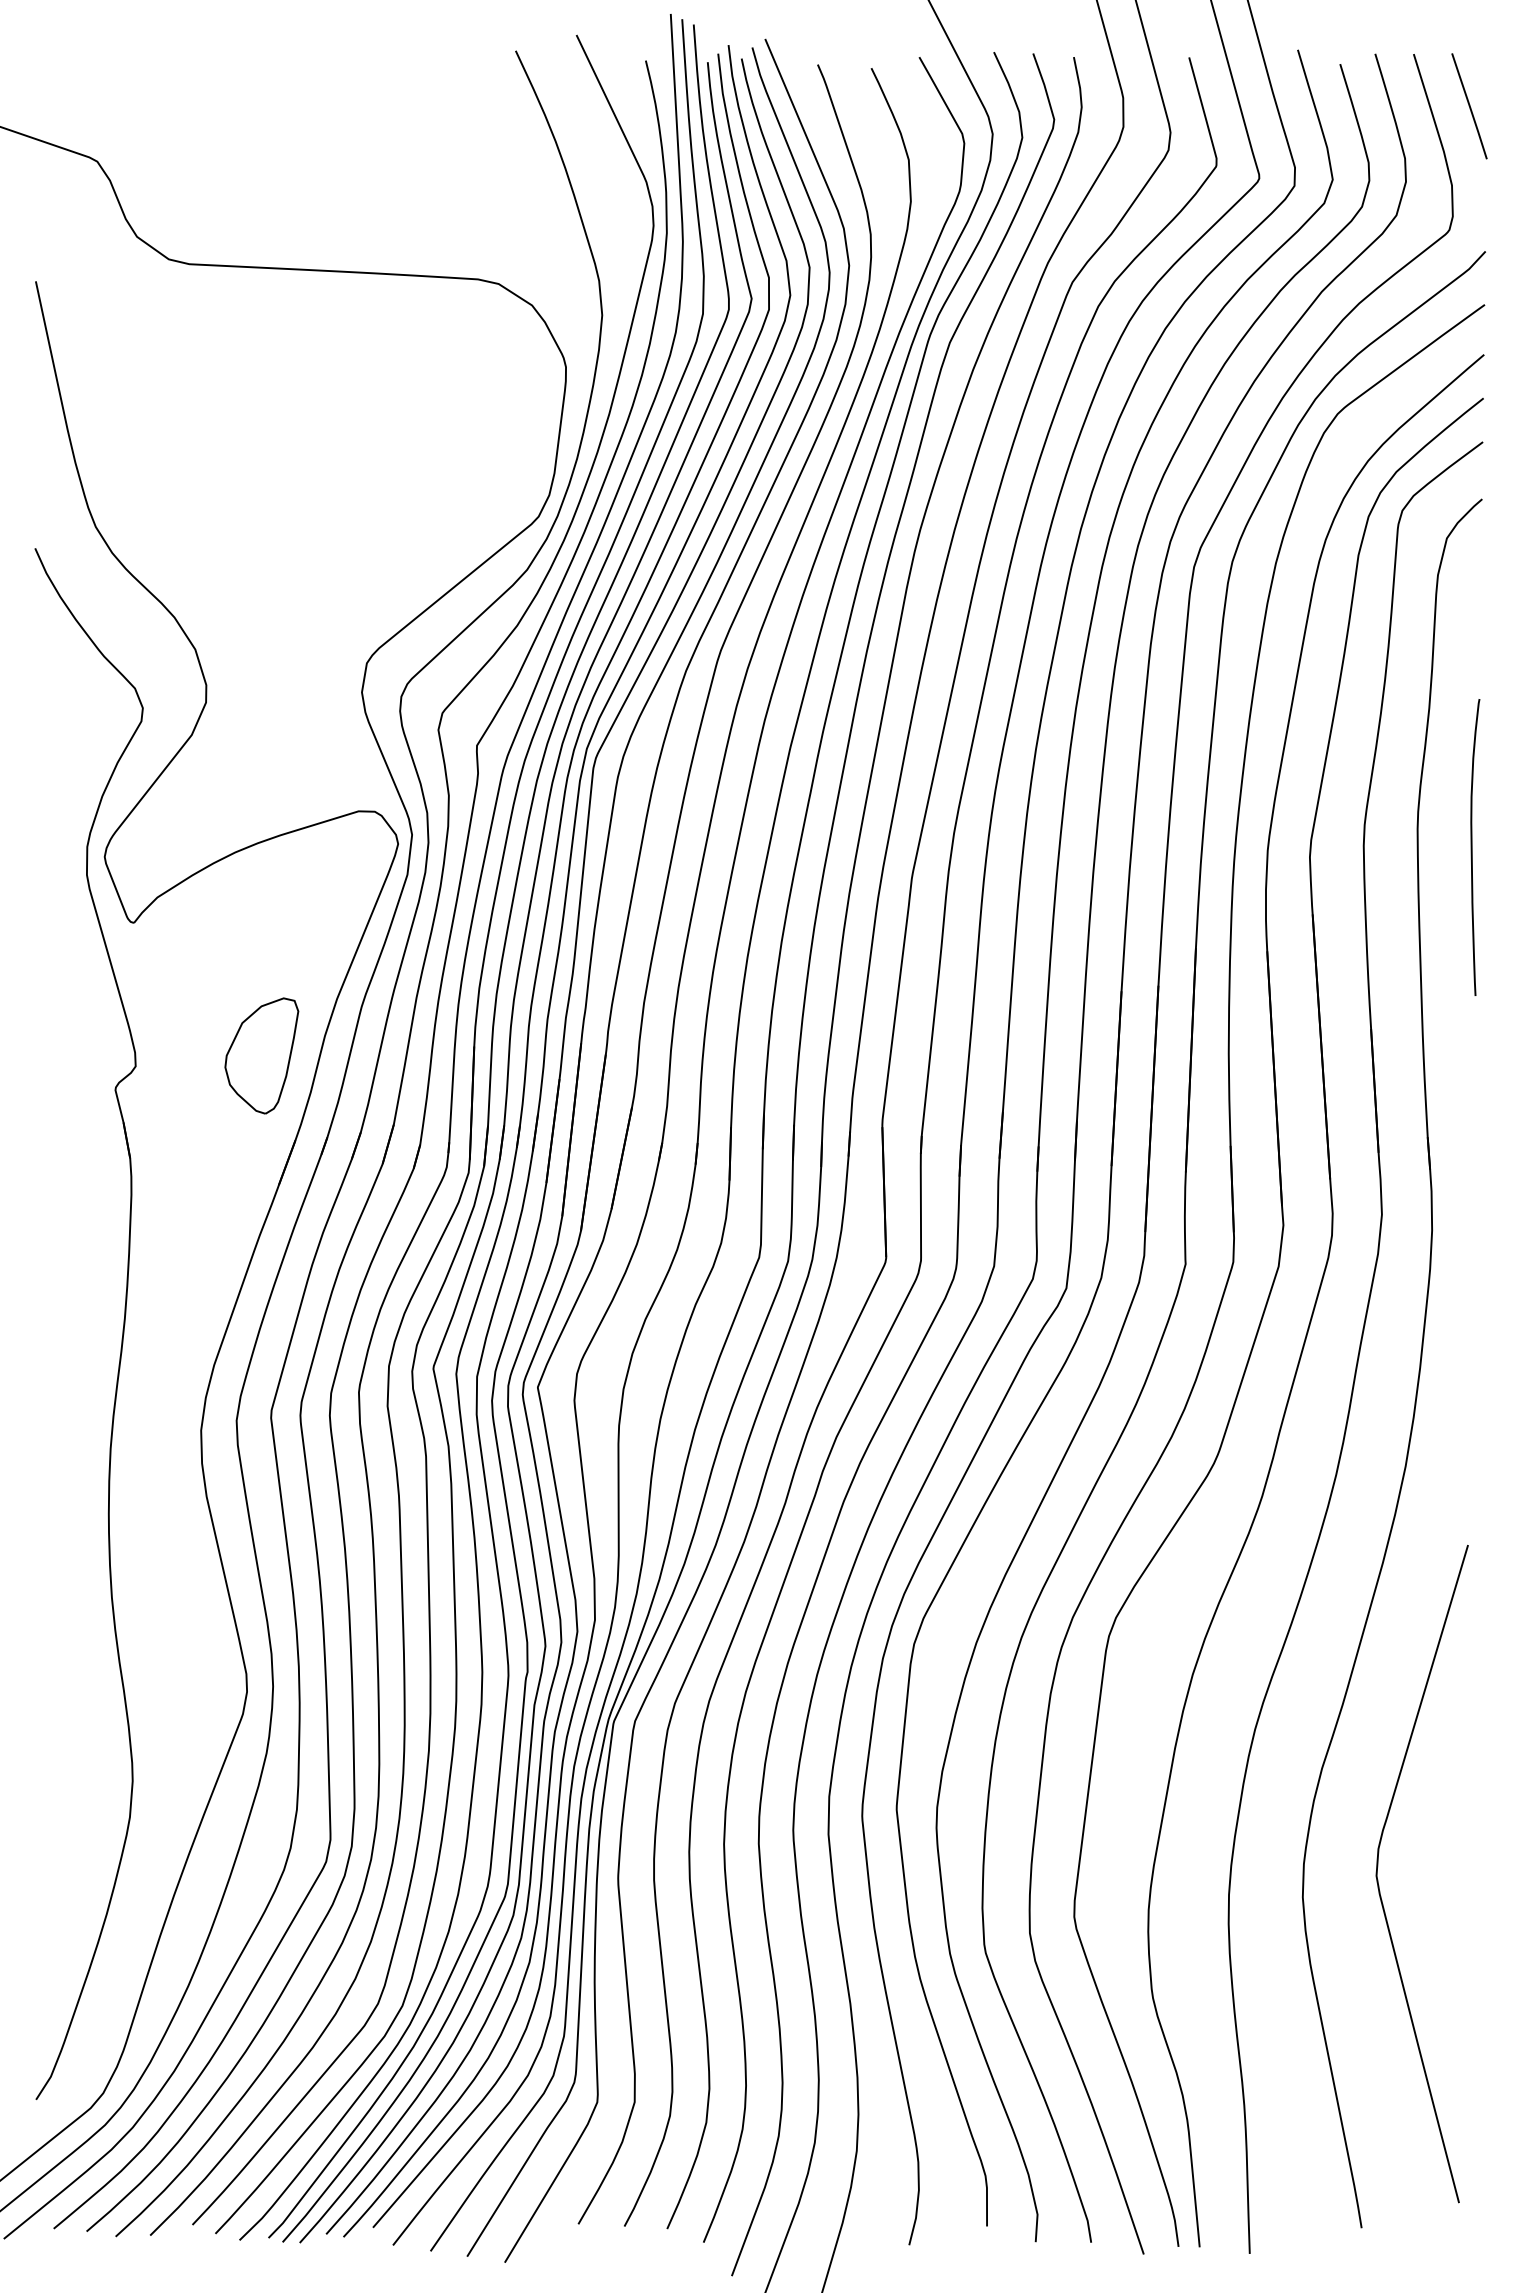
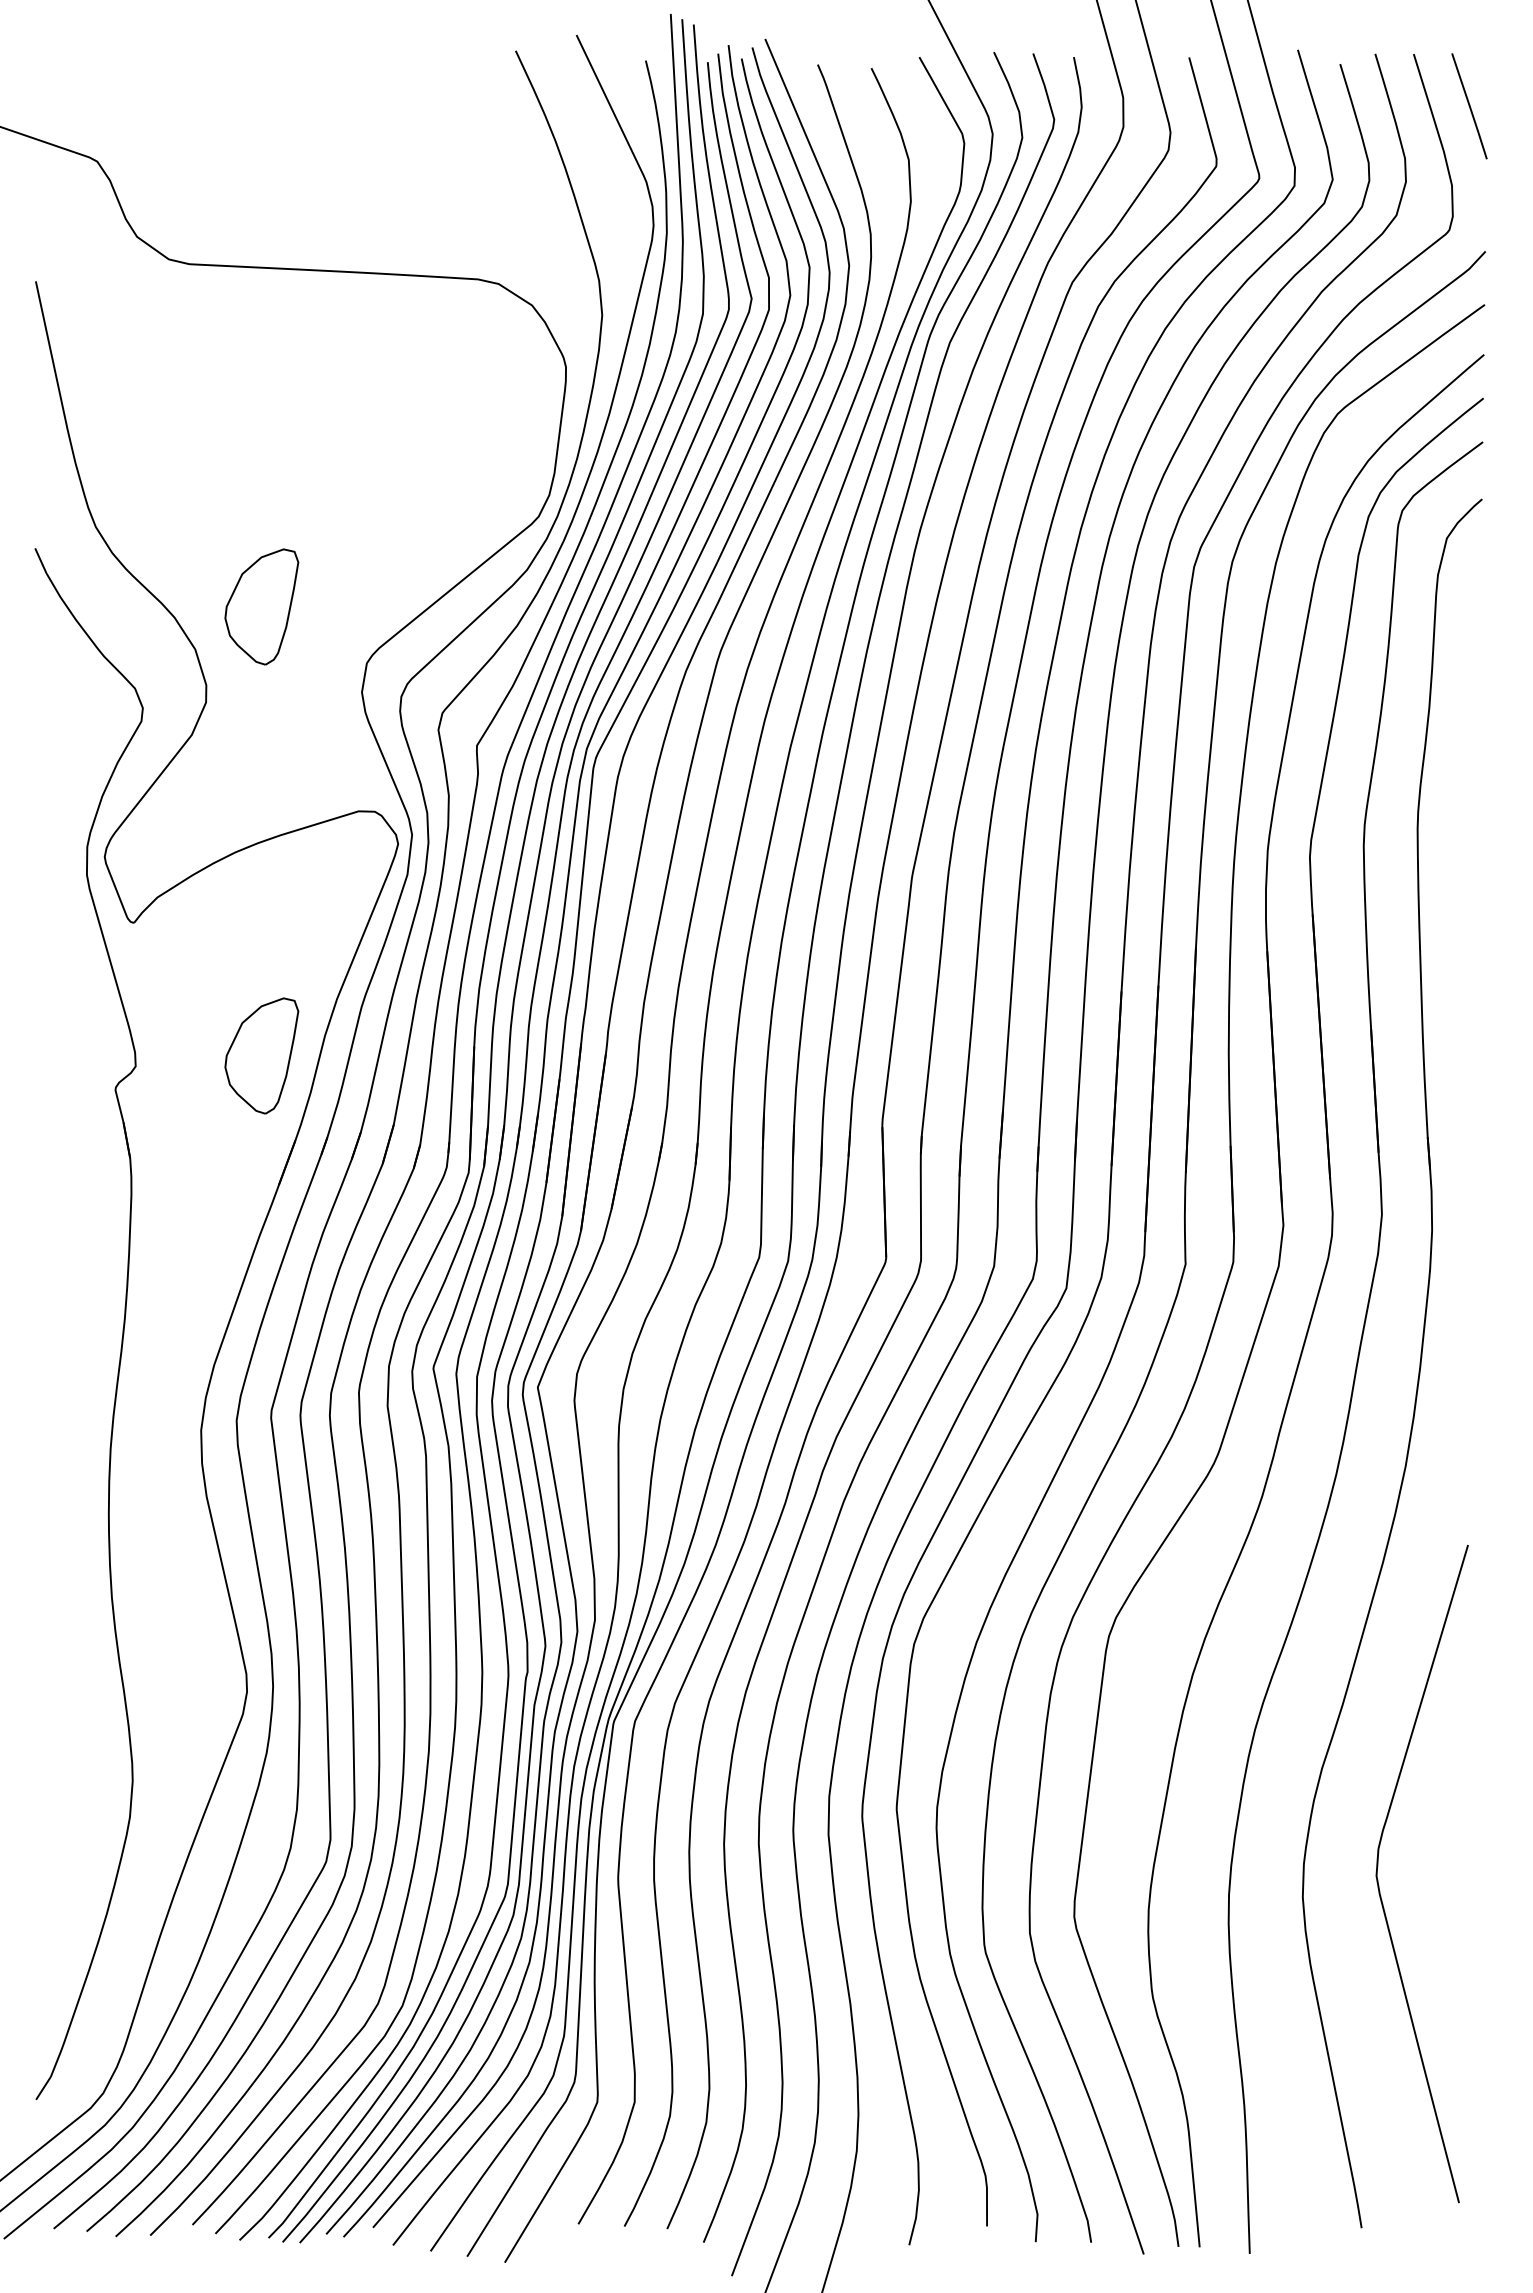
part: none -> present (261, 606)
curve: present -> none (1472, 847)
